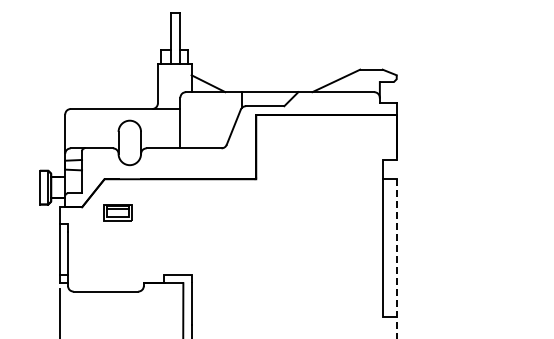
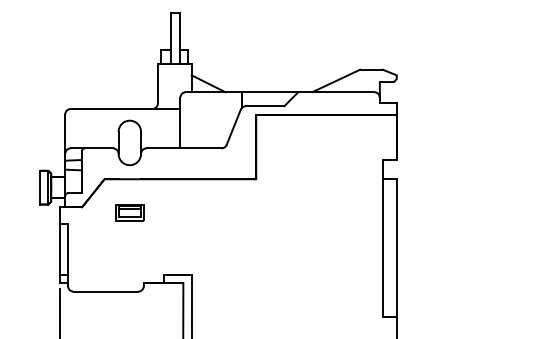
part position: (117, 212) -> (129, 212) (129, 212)
line: dashed -> solid (396, 259)
